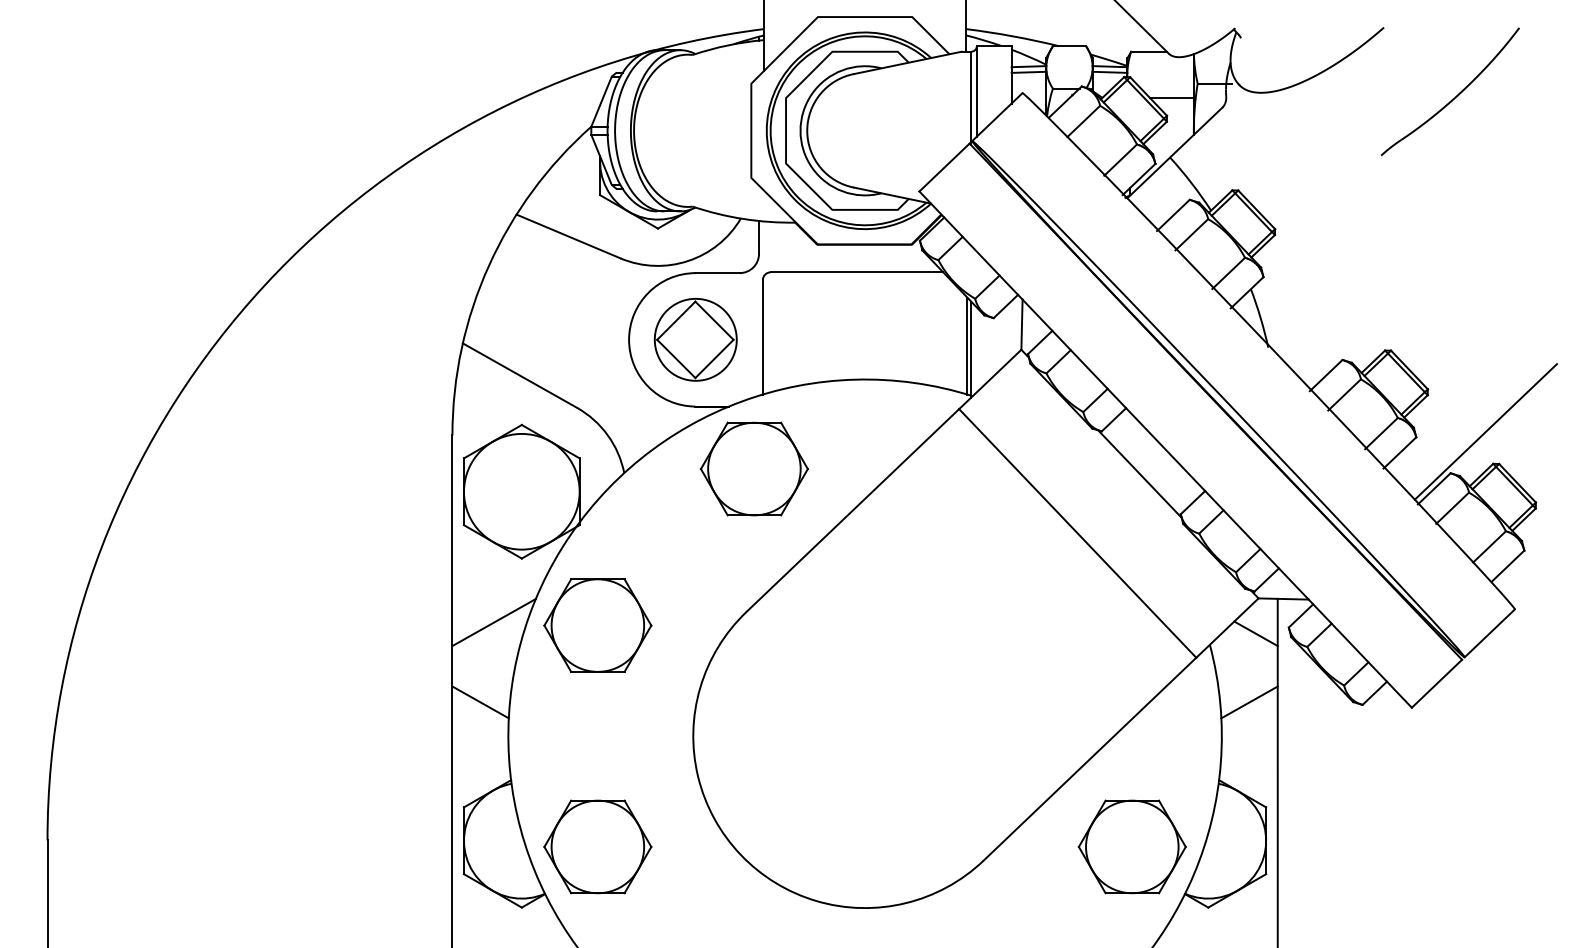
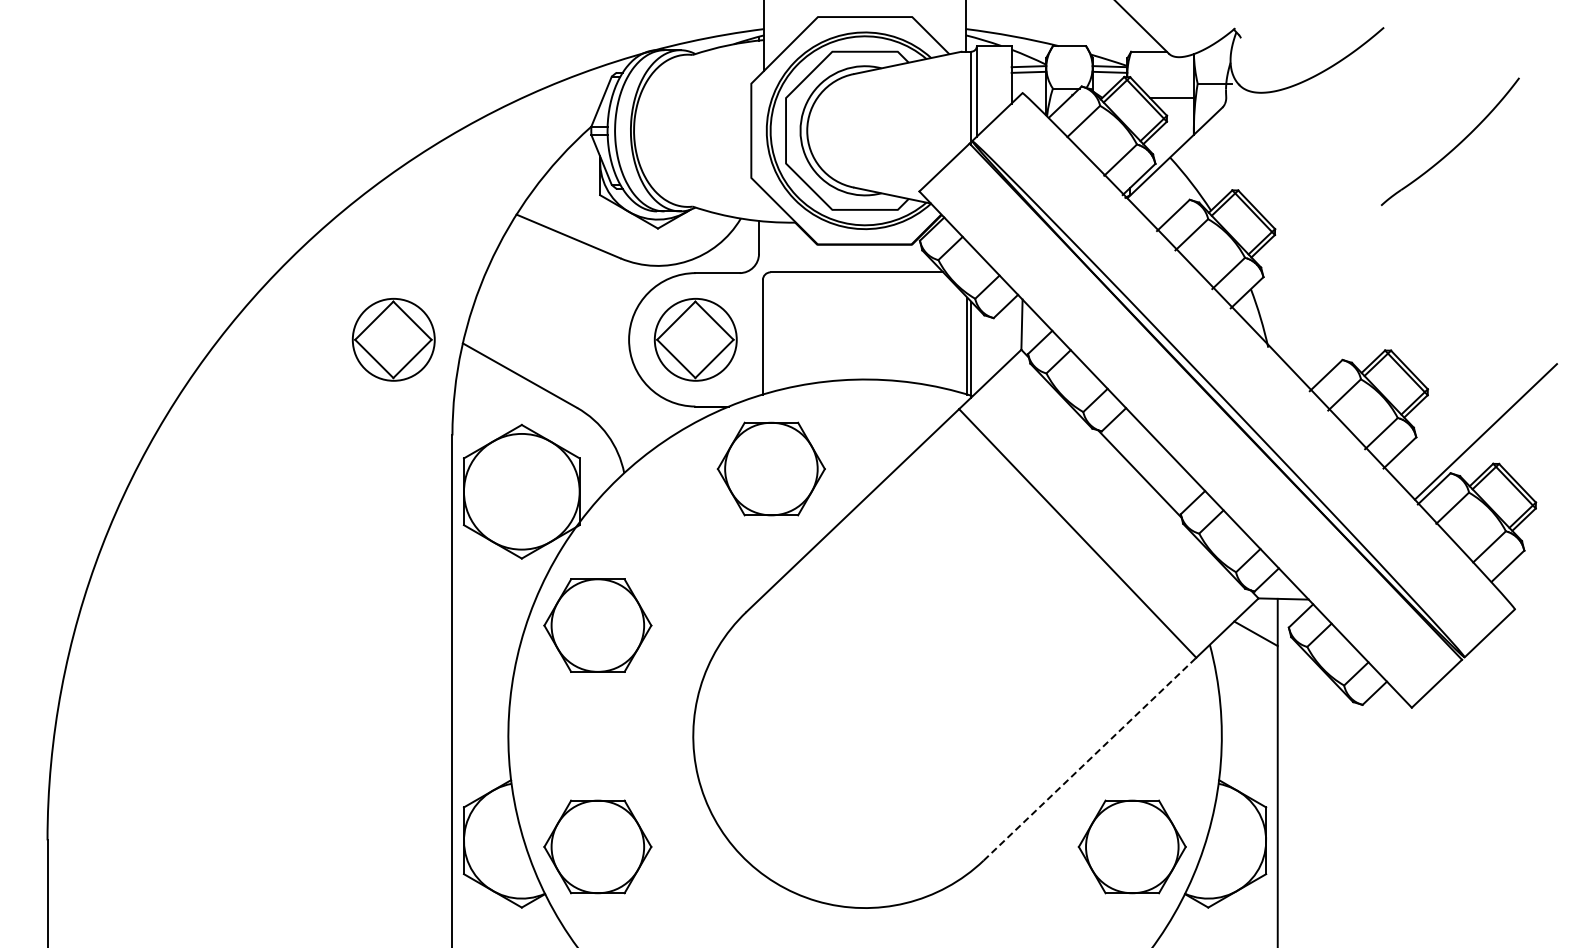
part position: (1455, 96) -> (1455, 146) (1455, 146)
part: none -> present (393, 339)
part position: (753, 468) -> (770, 468) (770, 468)
line: present -> none (493, 622)
line: present -> none (480, 702)
line: present -> none (1249, 702)
line: solid -> dashed (1090, 759)
